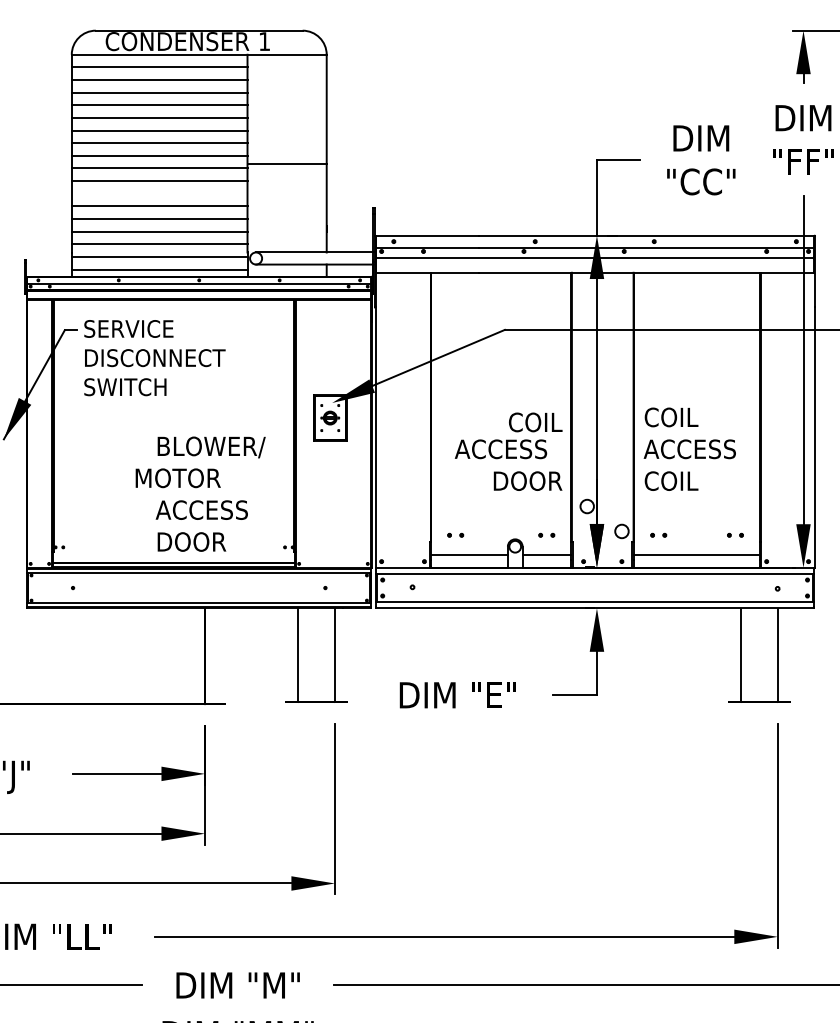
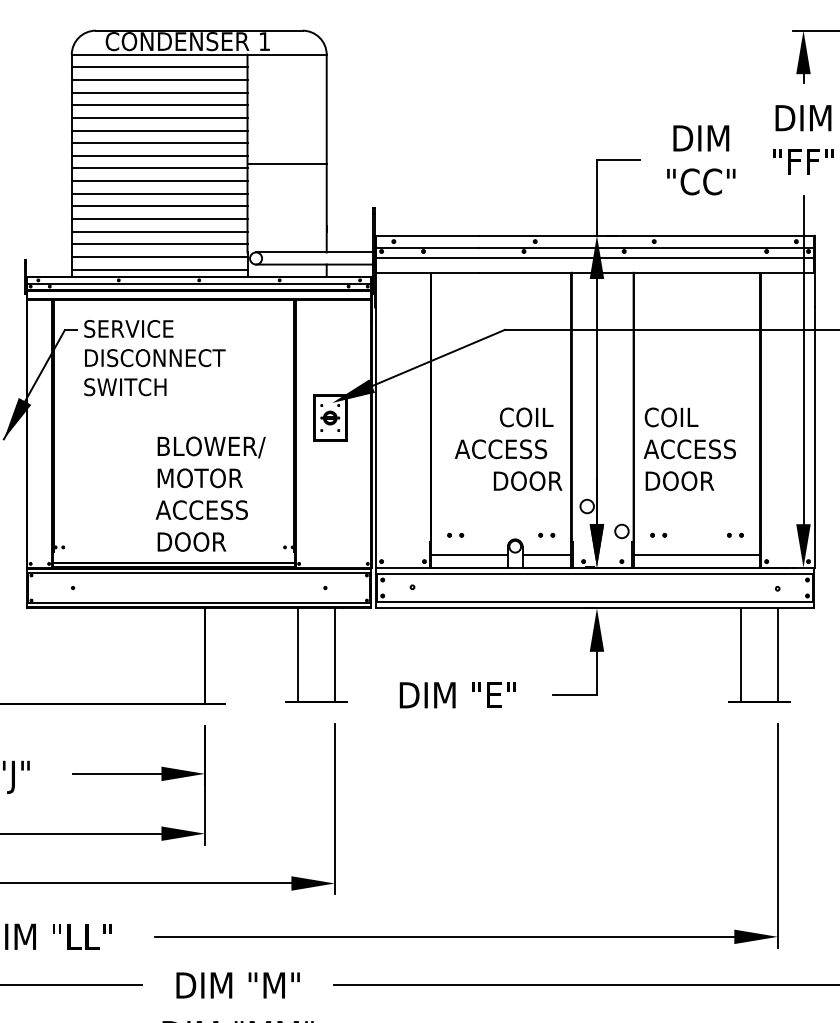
line: none -> present (159, 193)
text position: (535, 422) -> (526, 417) (526, 417)
text position: (177, 478) -> (199, 478) (199, 478)
text: COIL -> DOOR (679, 480)
